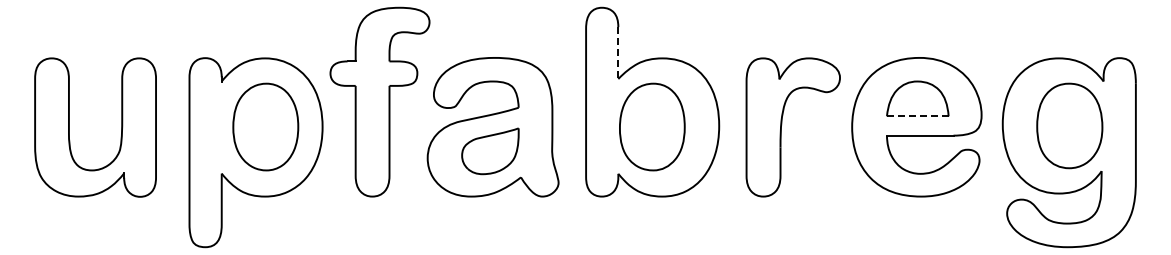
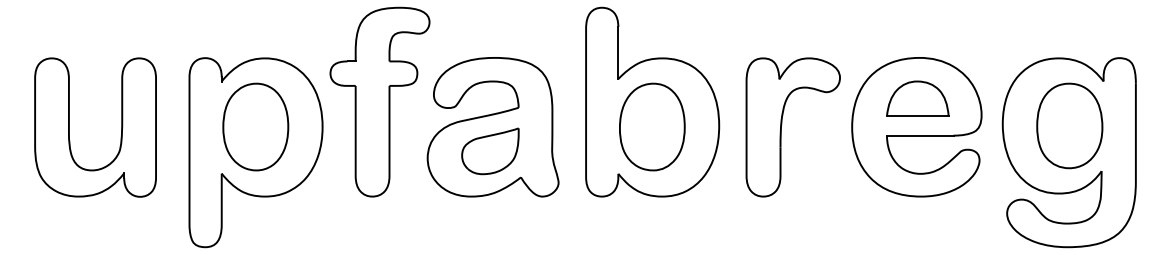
line: dashed -> solid (618, 53)
line: dashed -> solid (917, 116)
part position: (265, 126) -> (255, 126) (255, 126)
